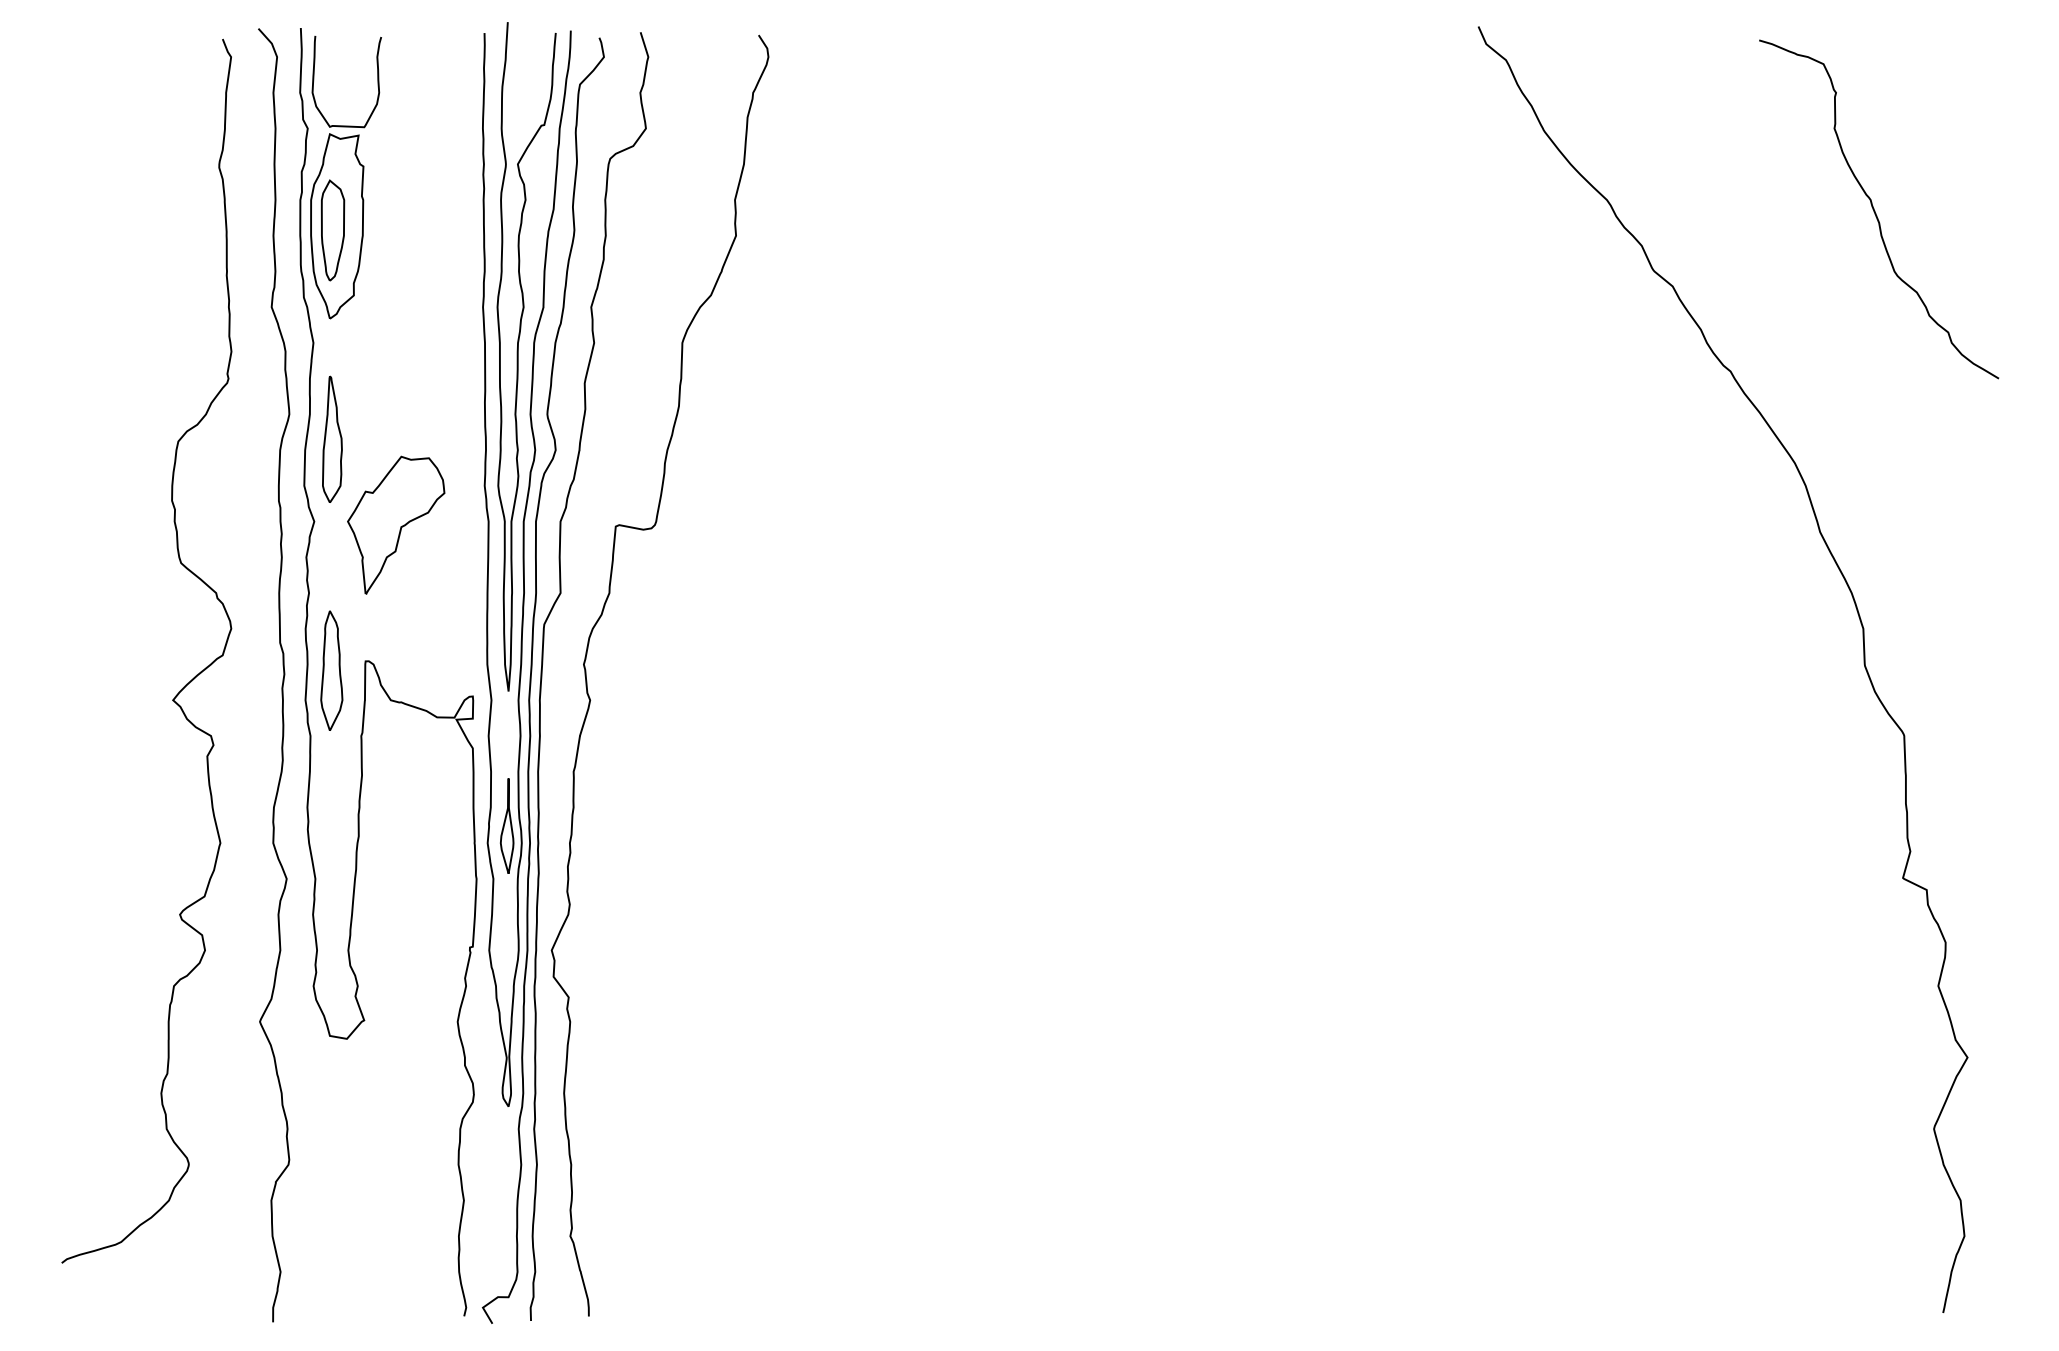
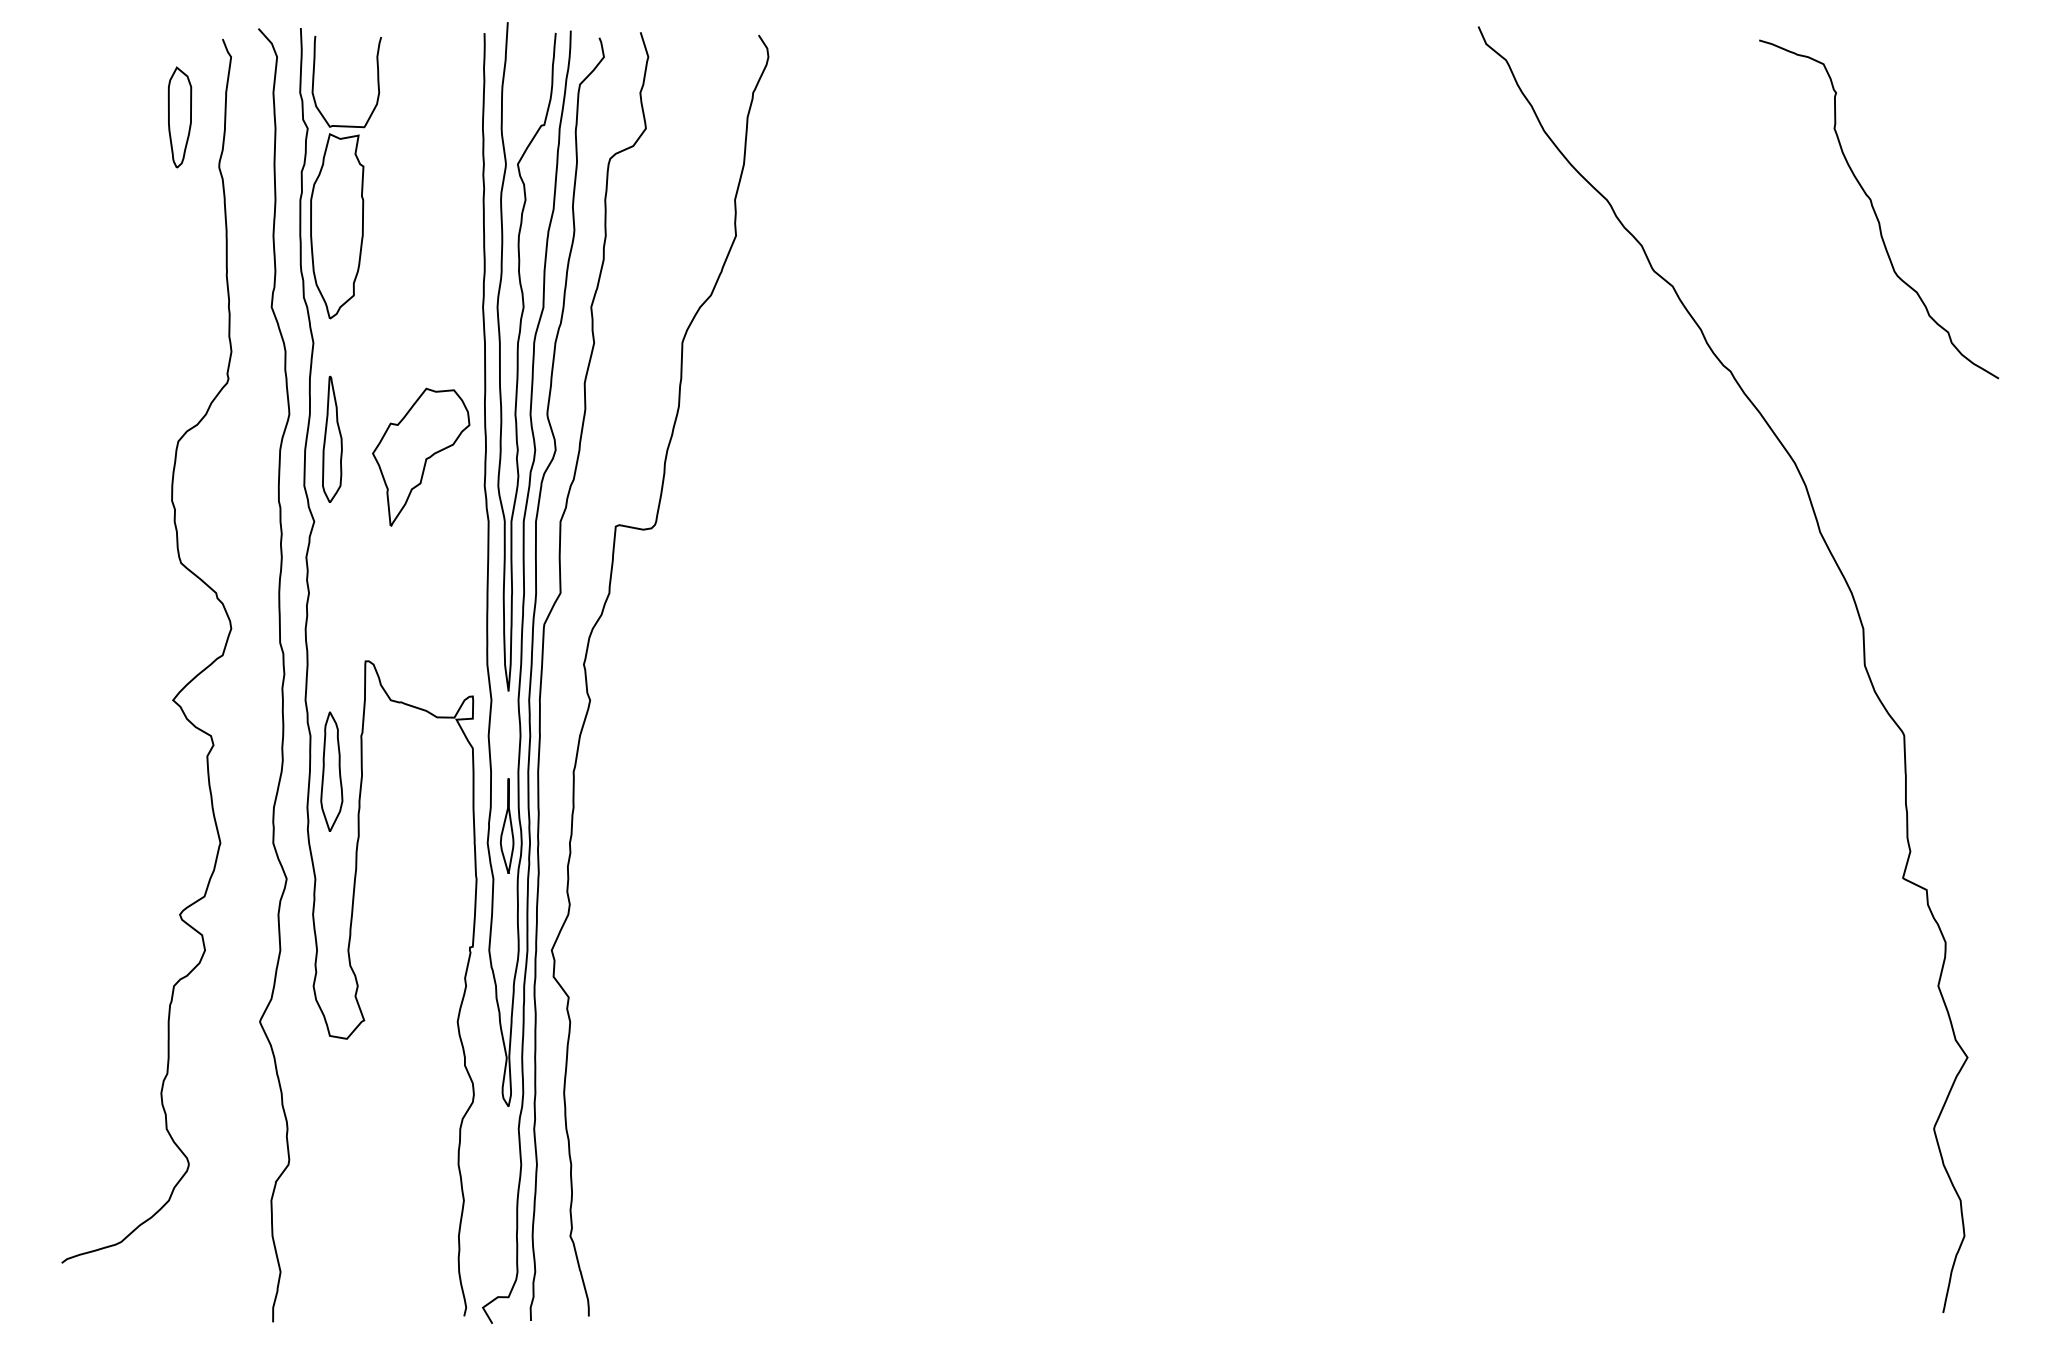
part position: (332, 230) -> (179, 117) (179, 117)
part position: (396, 524) -> (421, 456) (421, 456)
part position: (331, 670) -> (331, 771) (331, 771)
